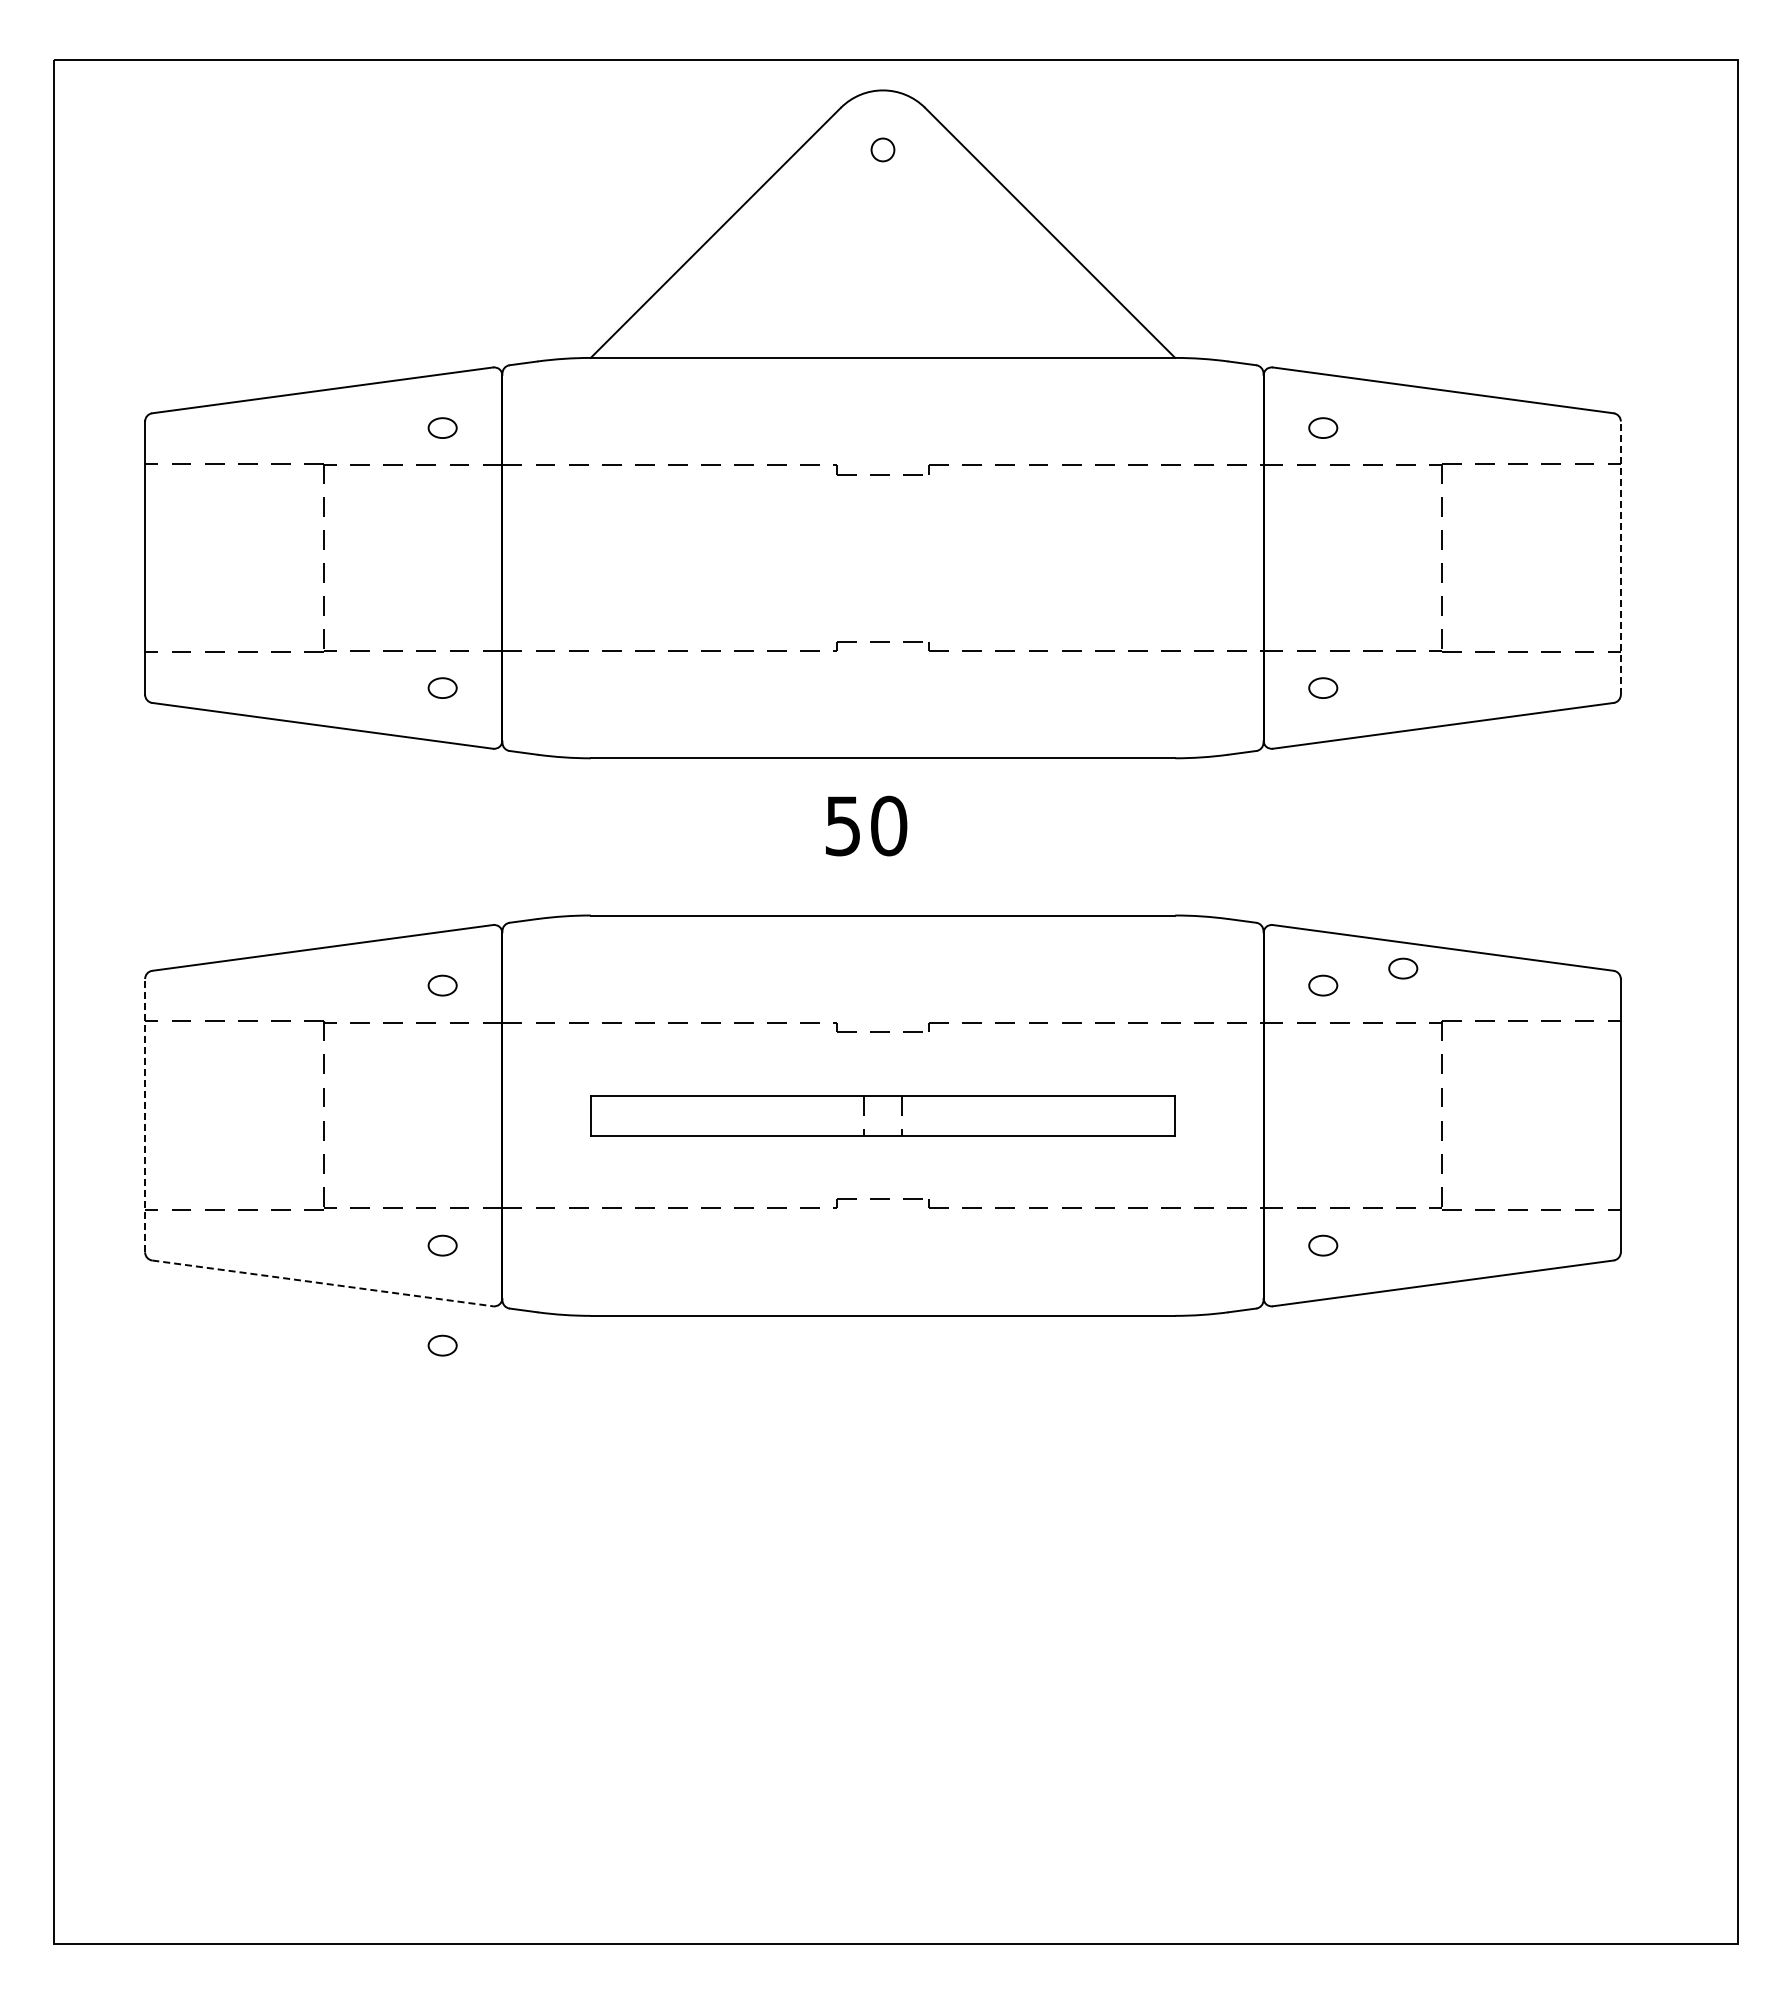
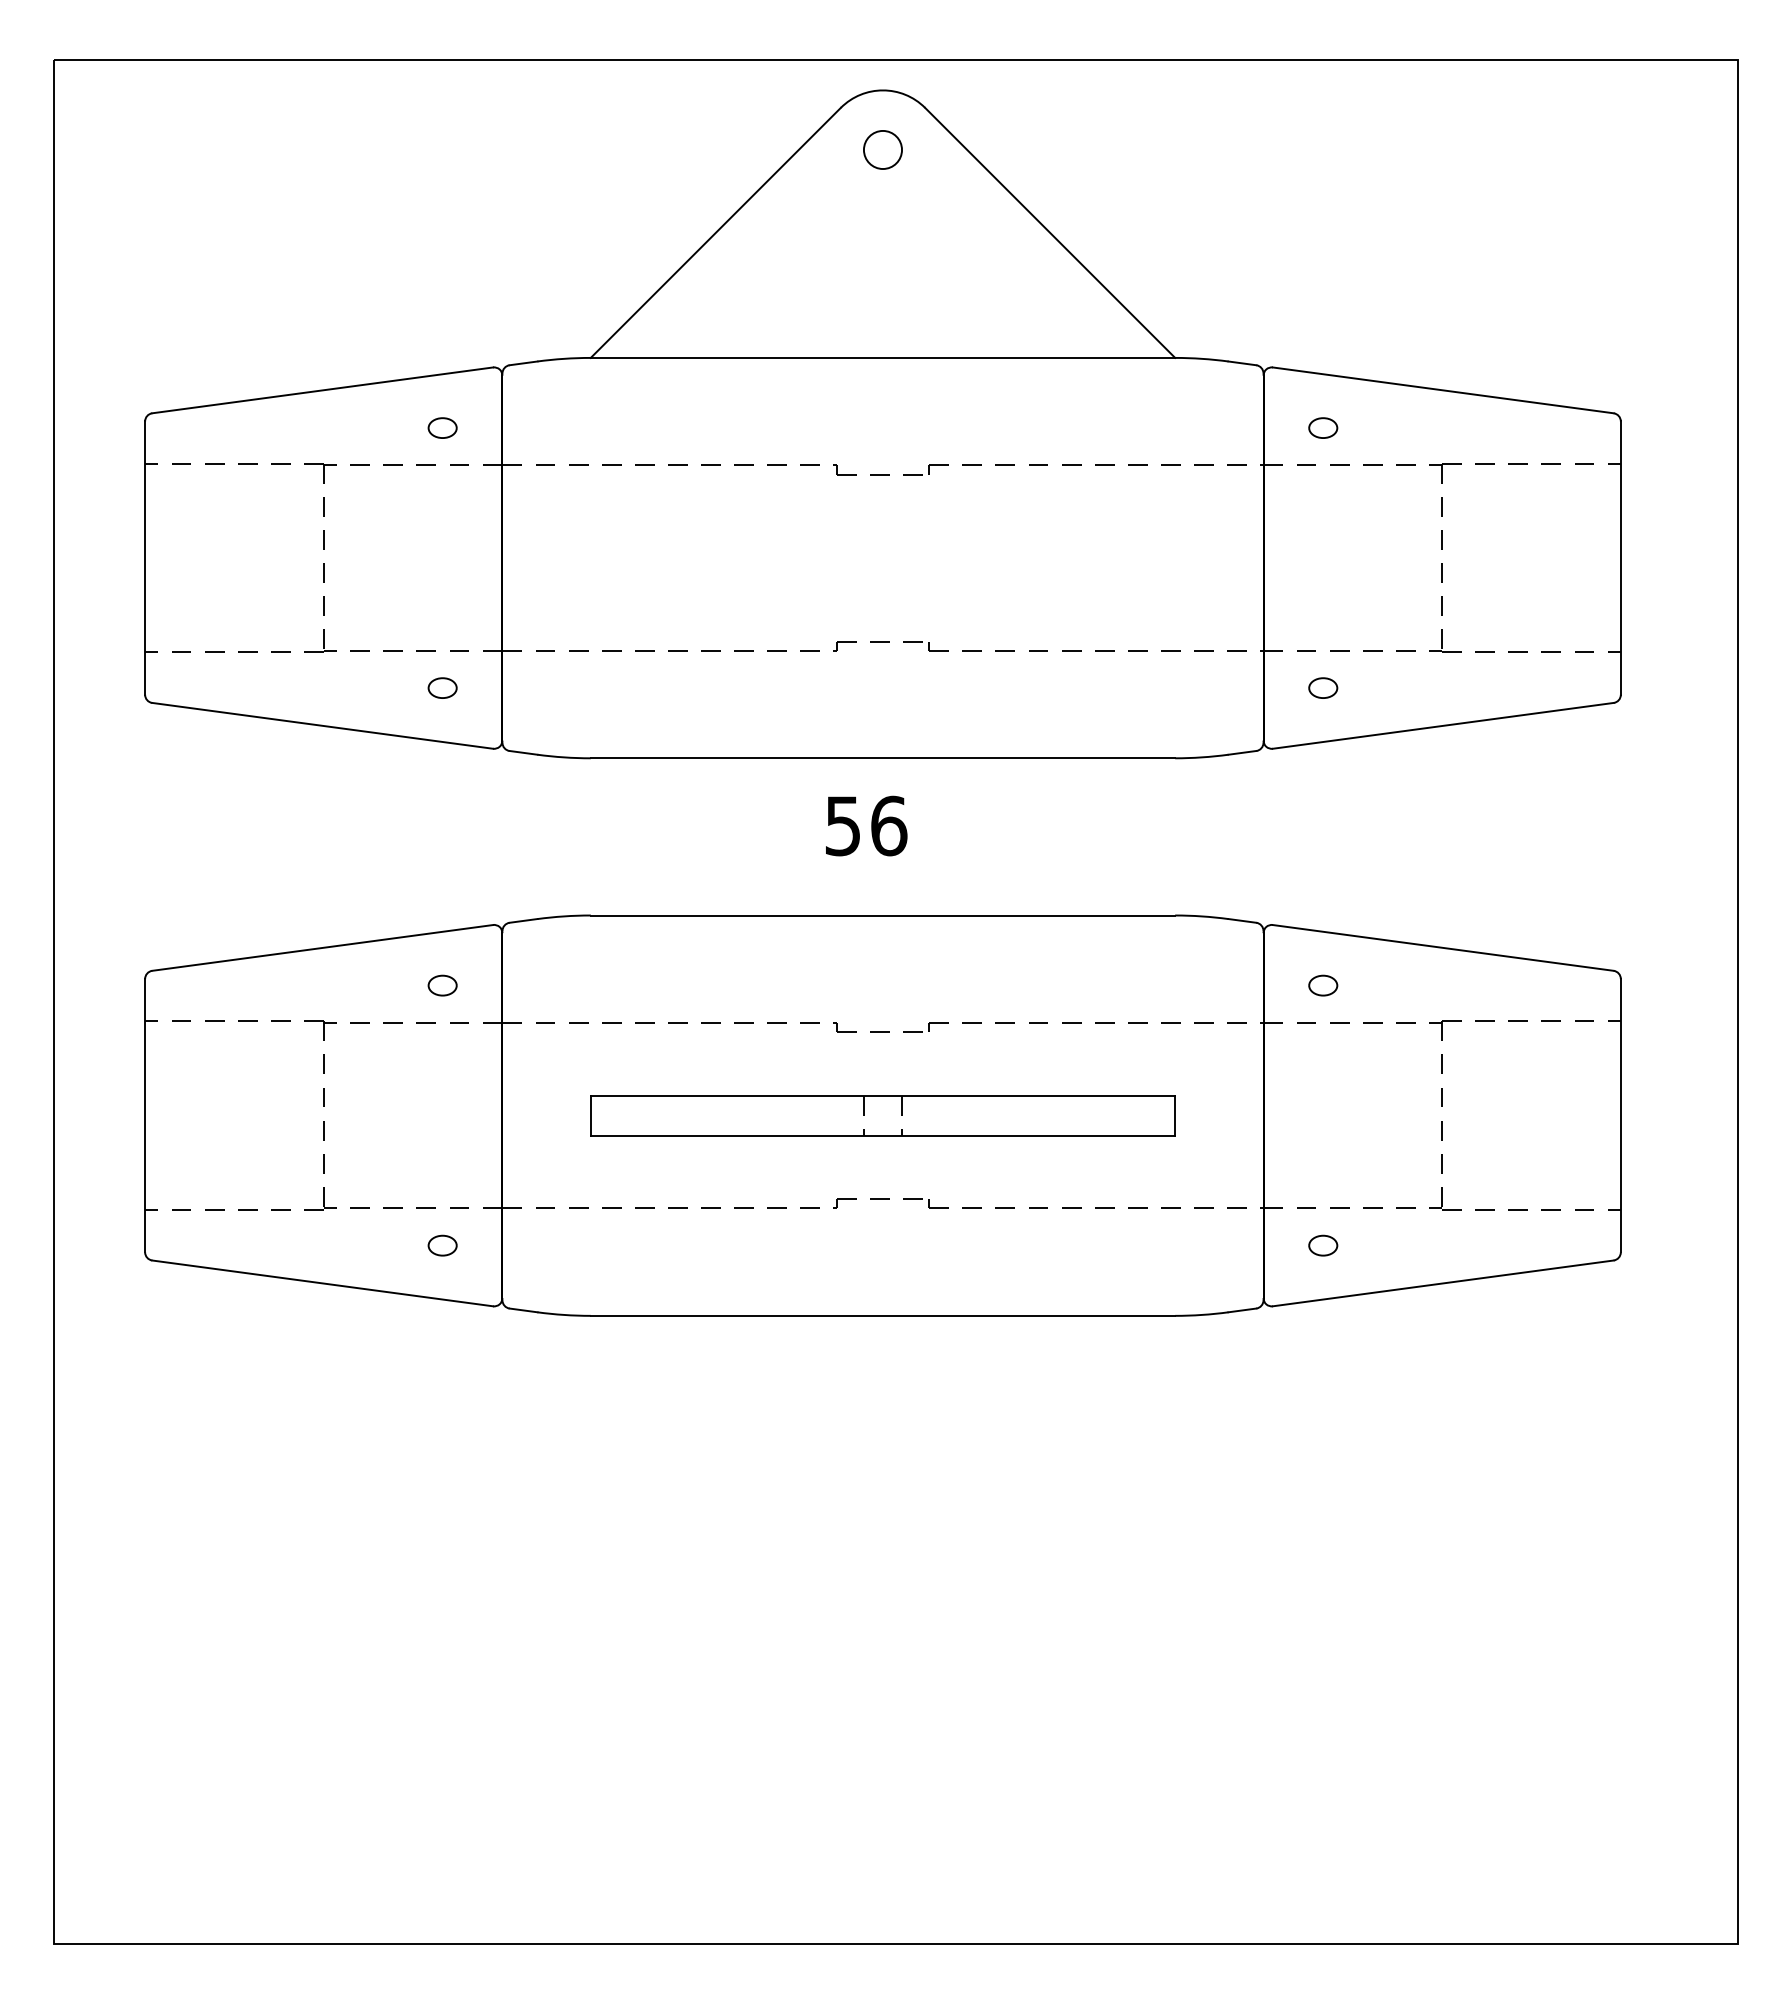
circle diameter: 23 px -> 38 px (882, 149)
line: dashed -> solid (1620, 558)
text: 50 -> 56 (889, 825)
part: present -> none (1403, 968)
line: dashed -> solid (145, 1115)
line: dashed -> solid (322, 1283)
part: present -> none (442, 1345)
